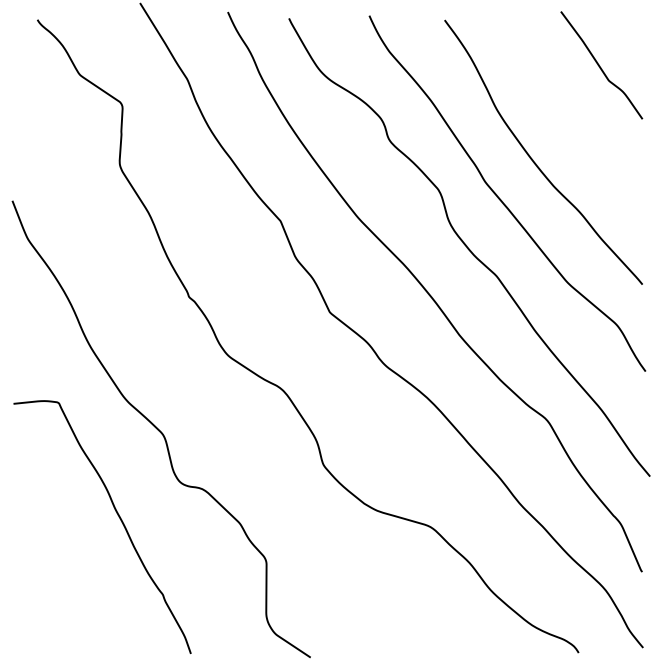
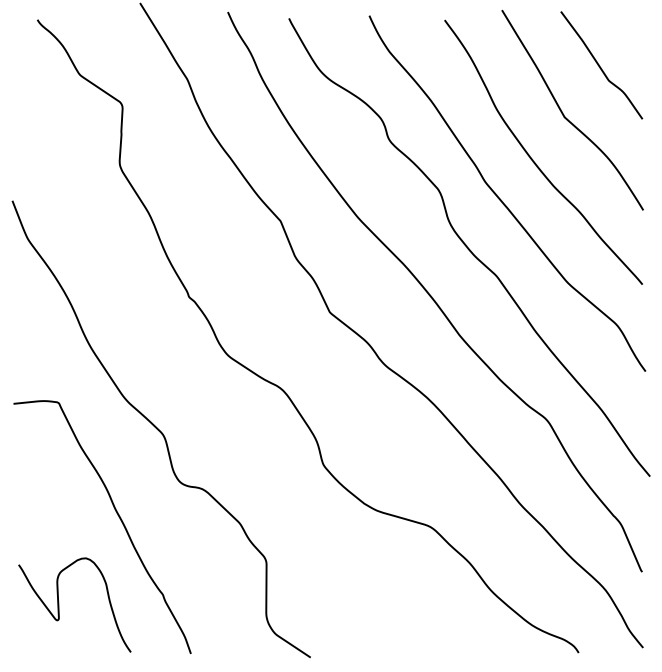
curve: none -> present (564, 114)
curve: none -> present (59, 604)
